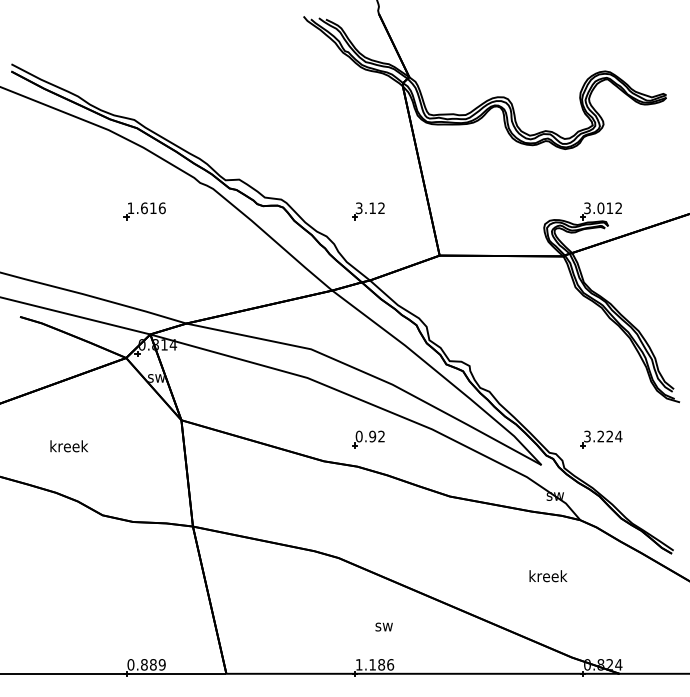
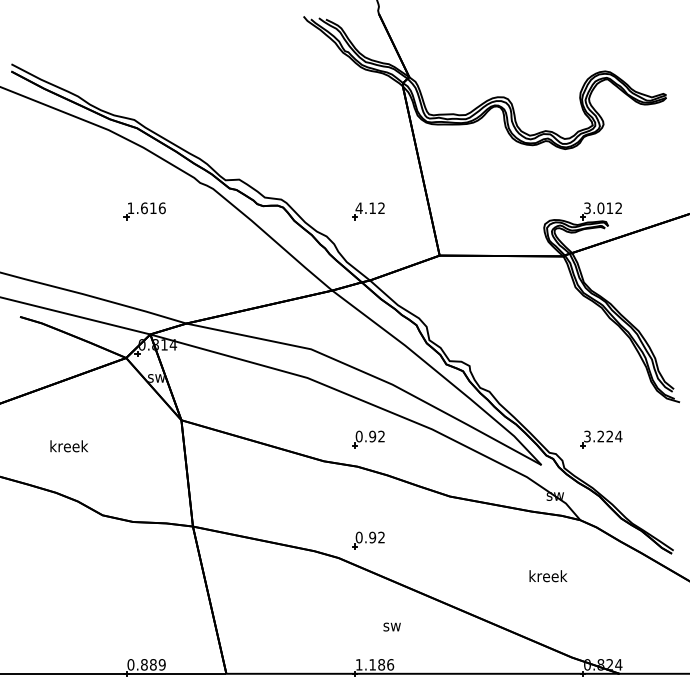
text: 3.12 -> 4.12 (358, 208)
part: none -> present (368, 540)
text position: (383, 626) -> (391, 626) (391, 626)
